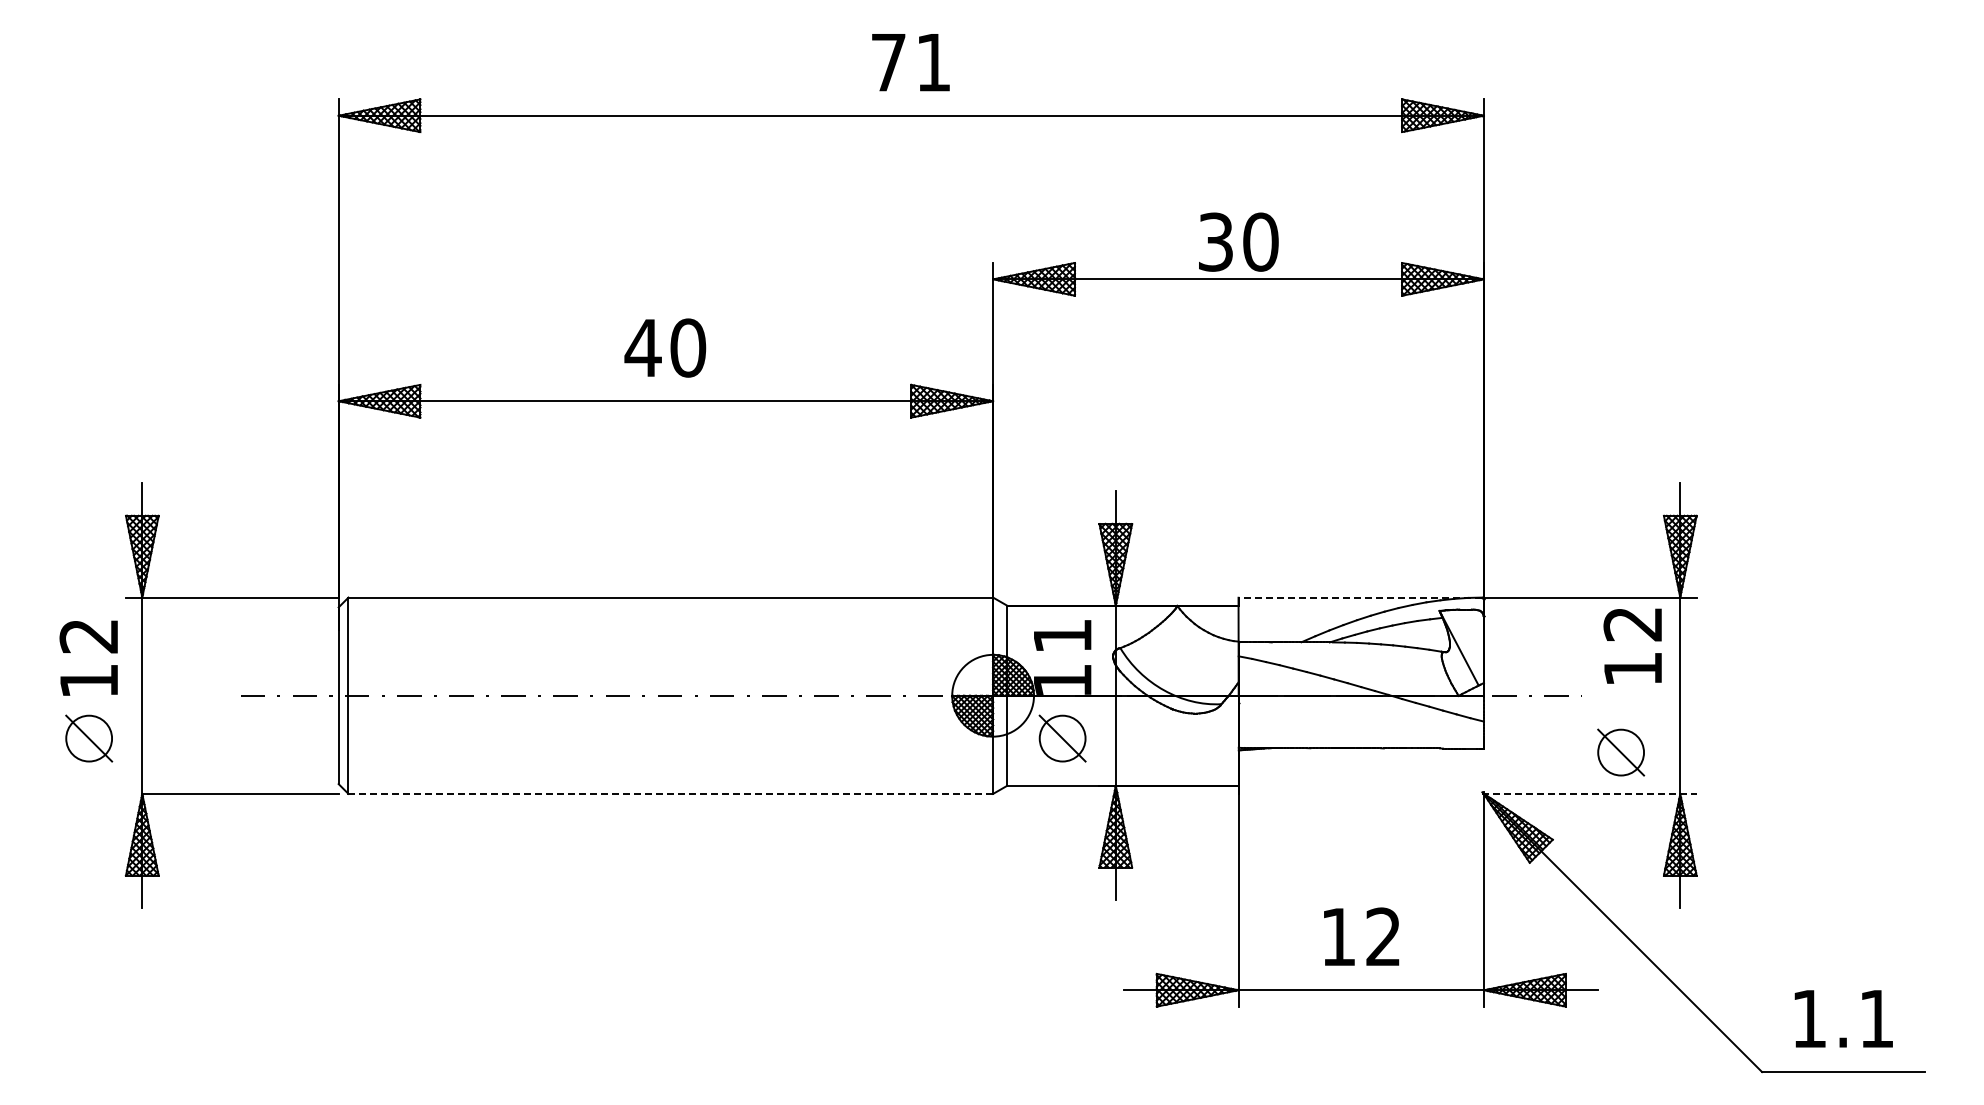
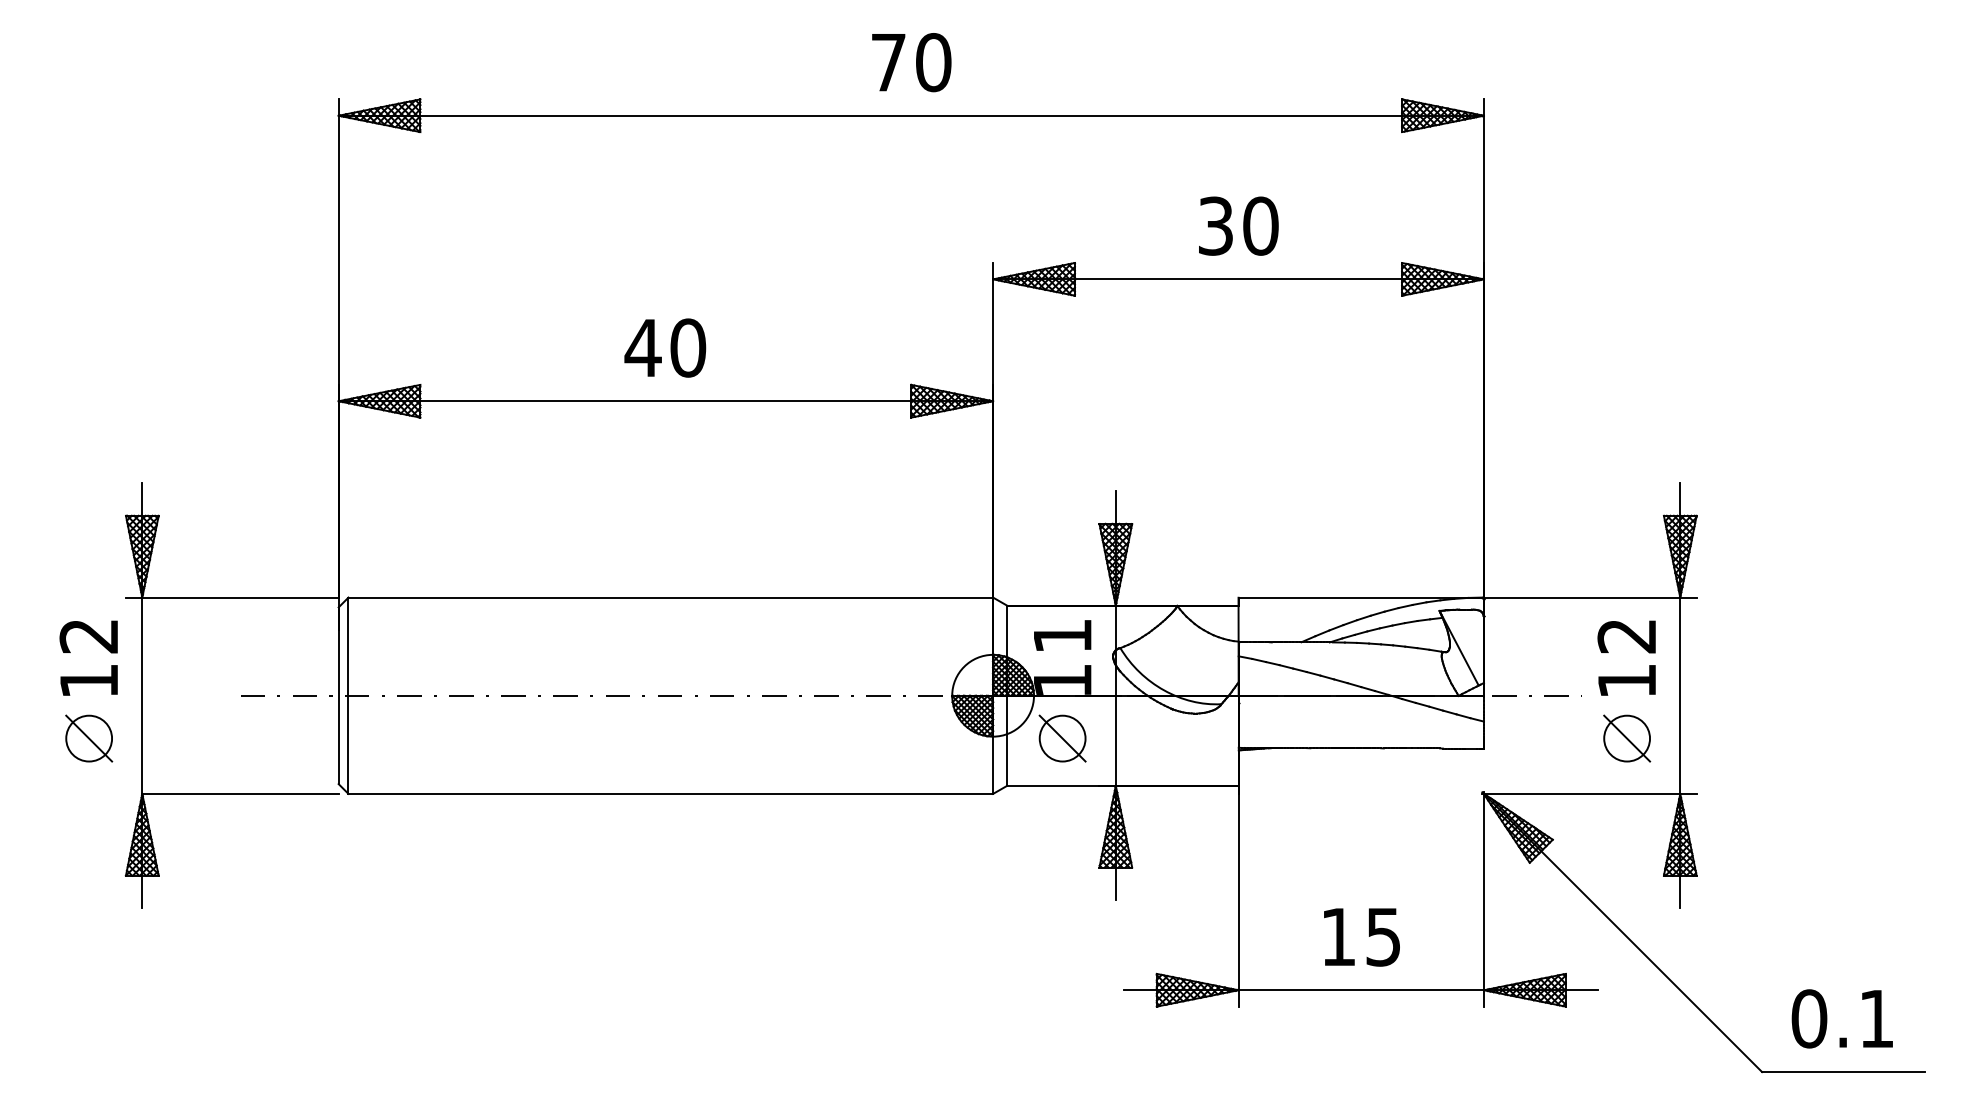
text: 71 -> 70 (933, 62)
text position: (1238, 241) -> (1238, 225) (1238, 225)
line: dashed -> solid (1360, 597)
text position: (1632, 645) -> (1626, 657) (1626, 657)
part position: (1621, 752) -> (1627, 738) (1627, 738)
line: dashed -> solid (671, 793)
line: dashed -> solid (1589, 793)
text: 12 -> 15 (1382, 936)
text: 1.1 -> 0.1 (1809, 1018)
